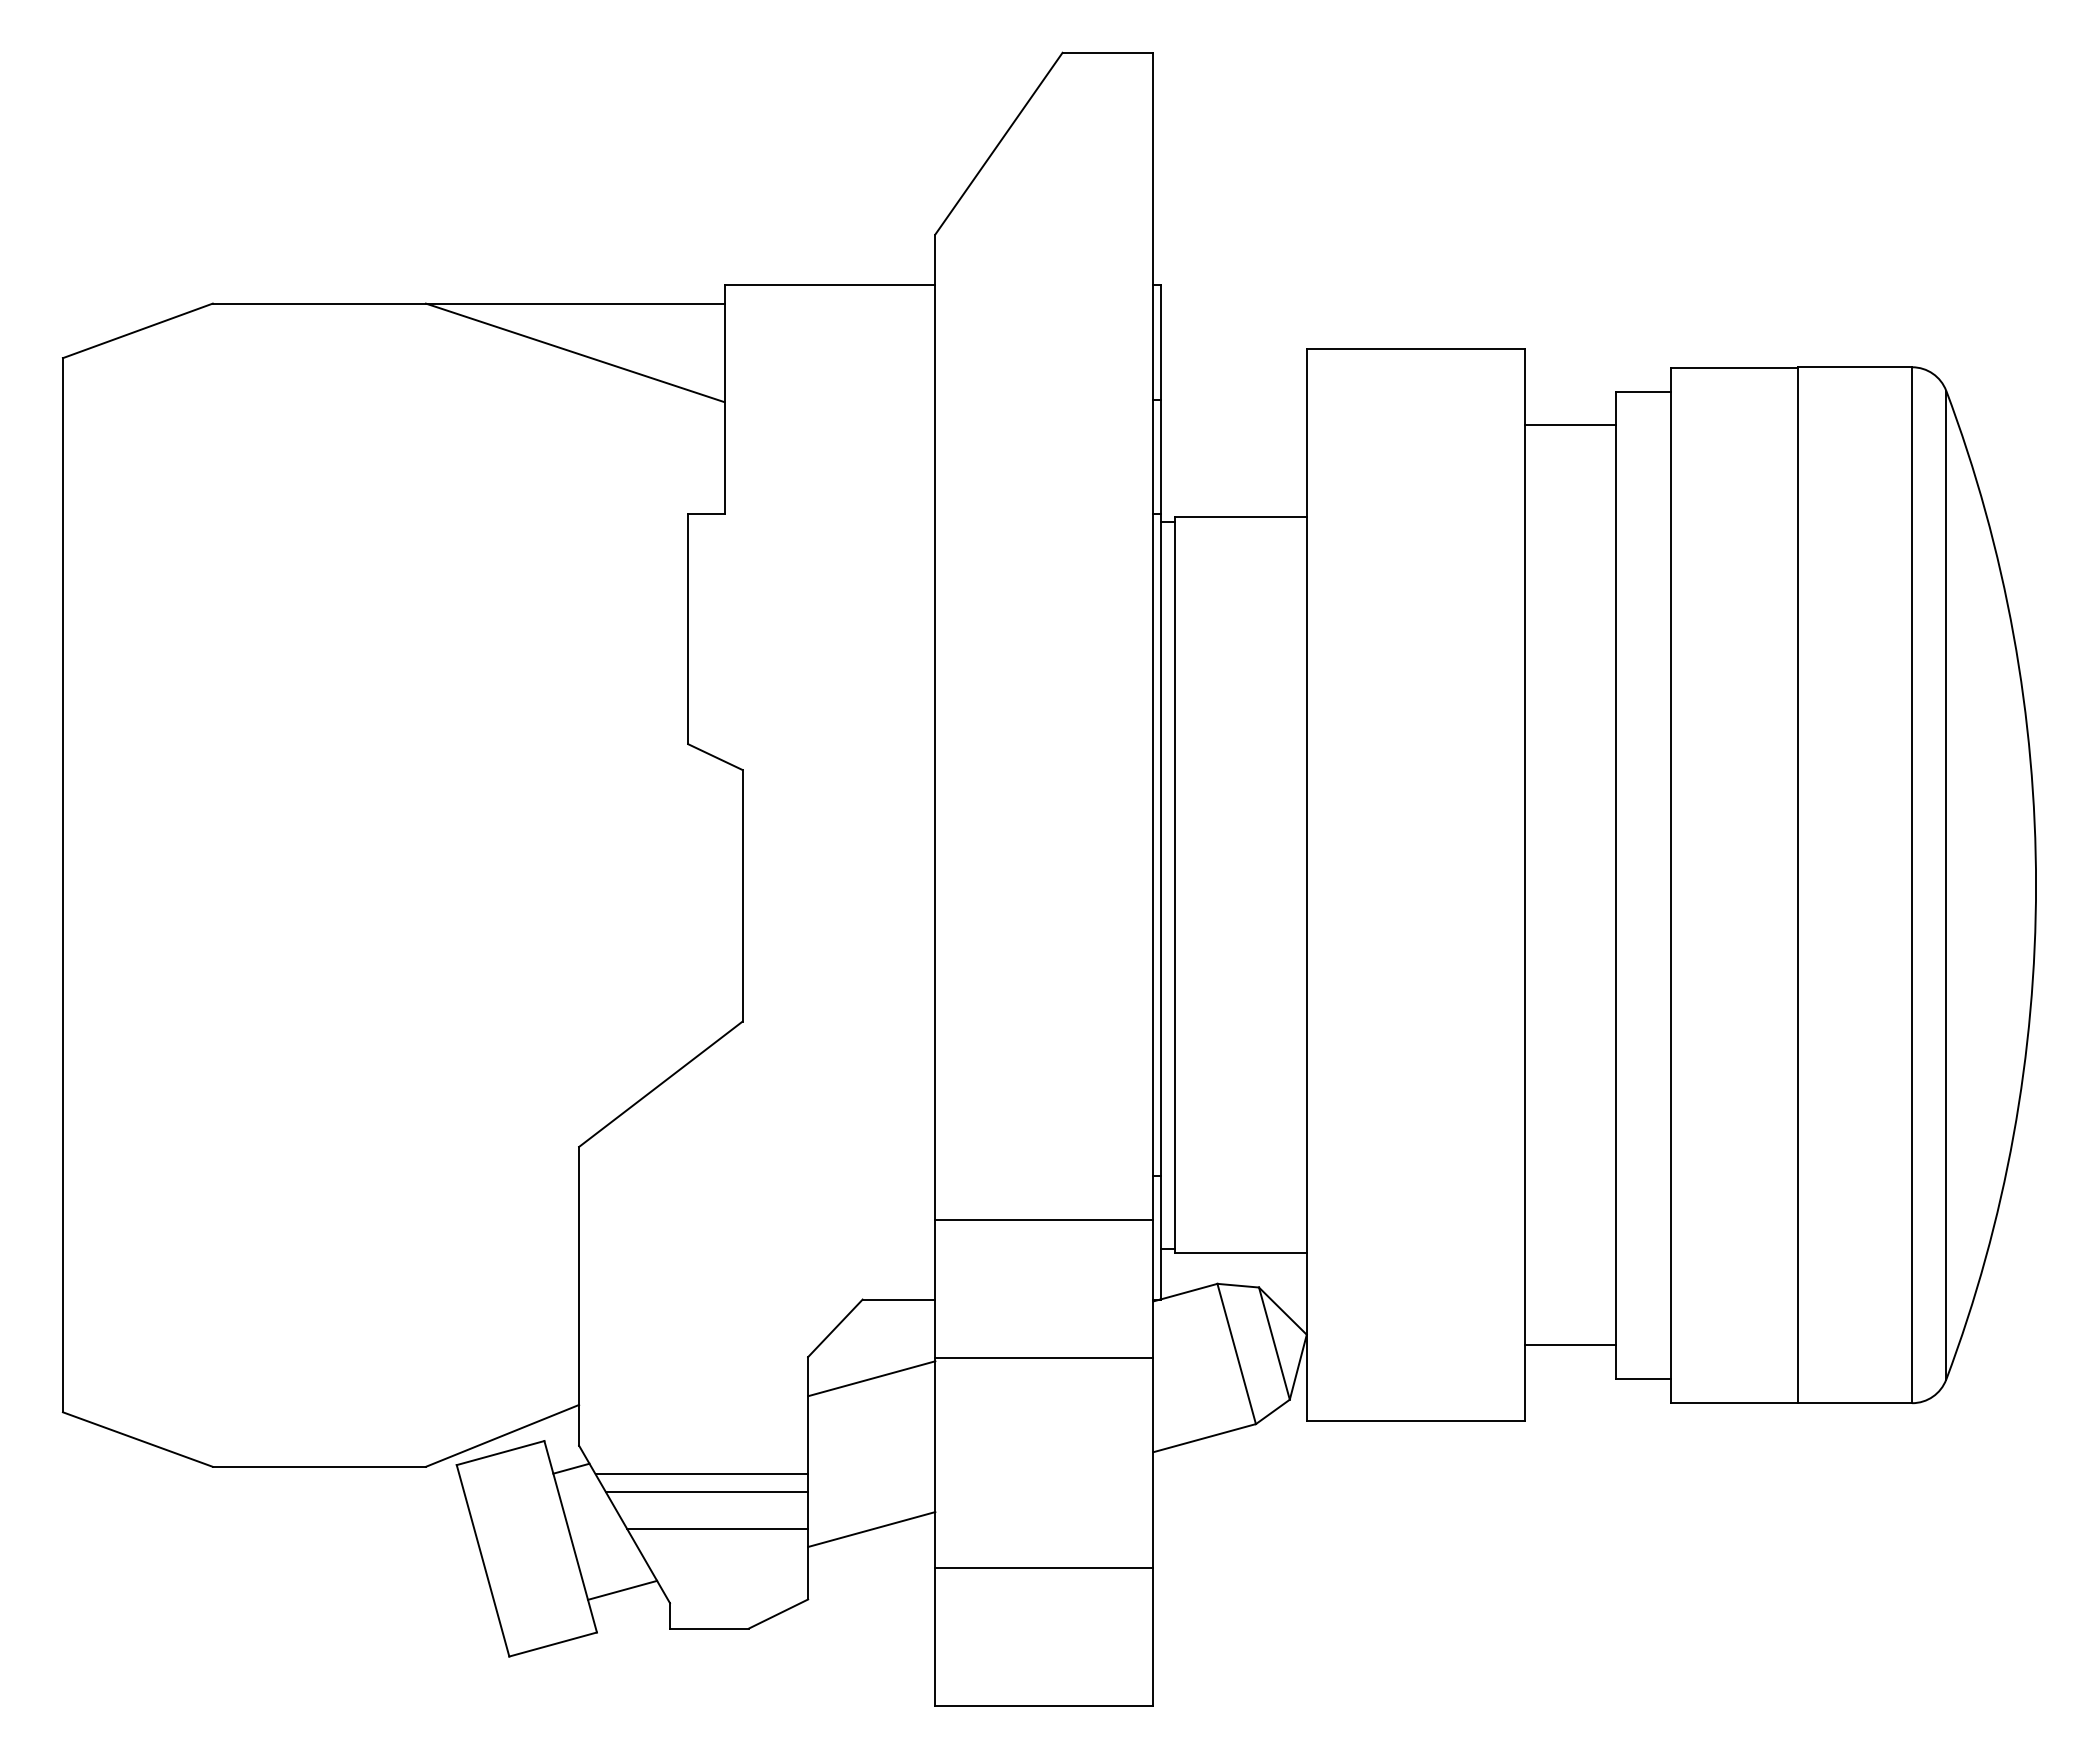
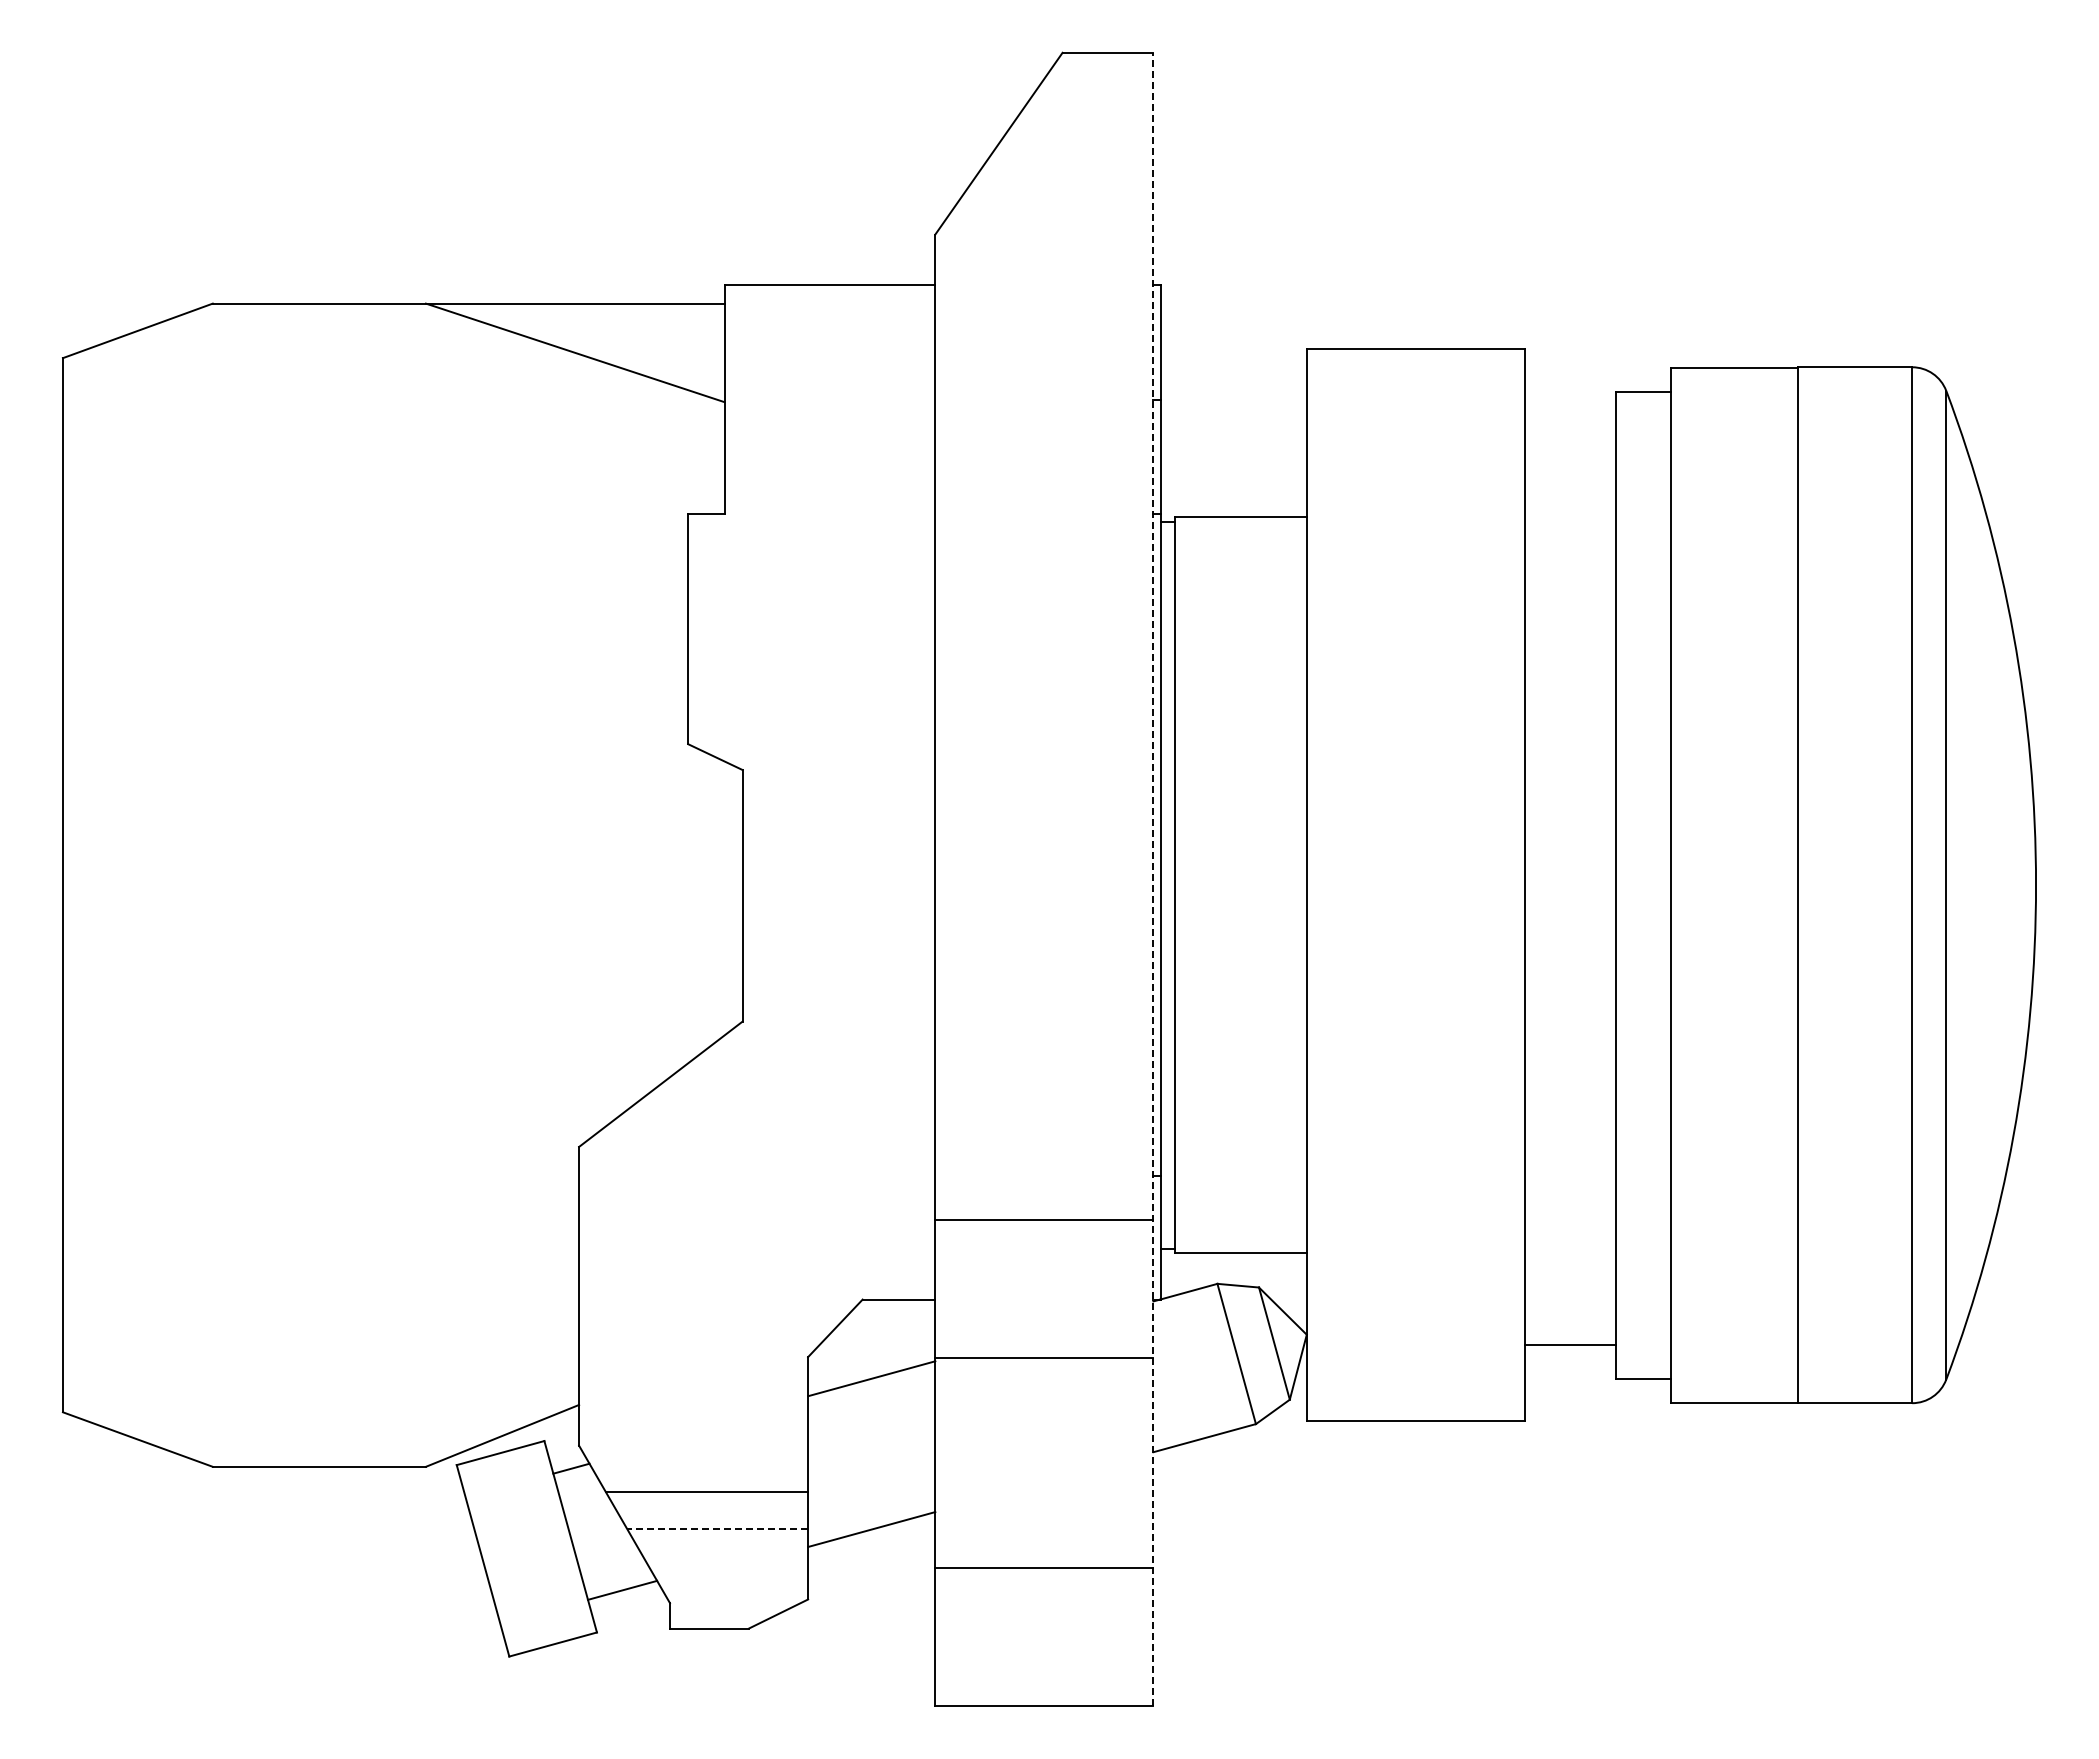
line: present -> none (1570, 425)
line: solid -> dashed (1153, 879)
line: present -> none (701, 1474)
line: solid -> dashed (717, 1528)
